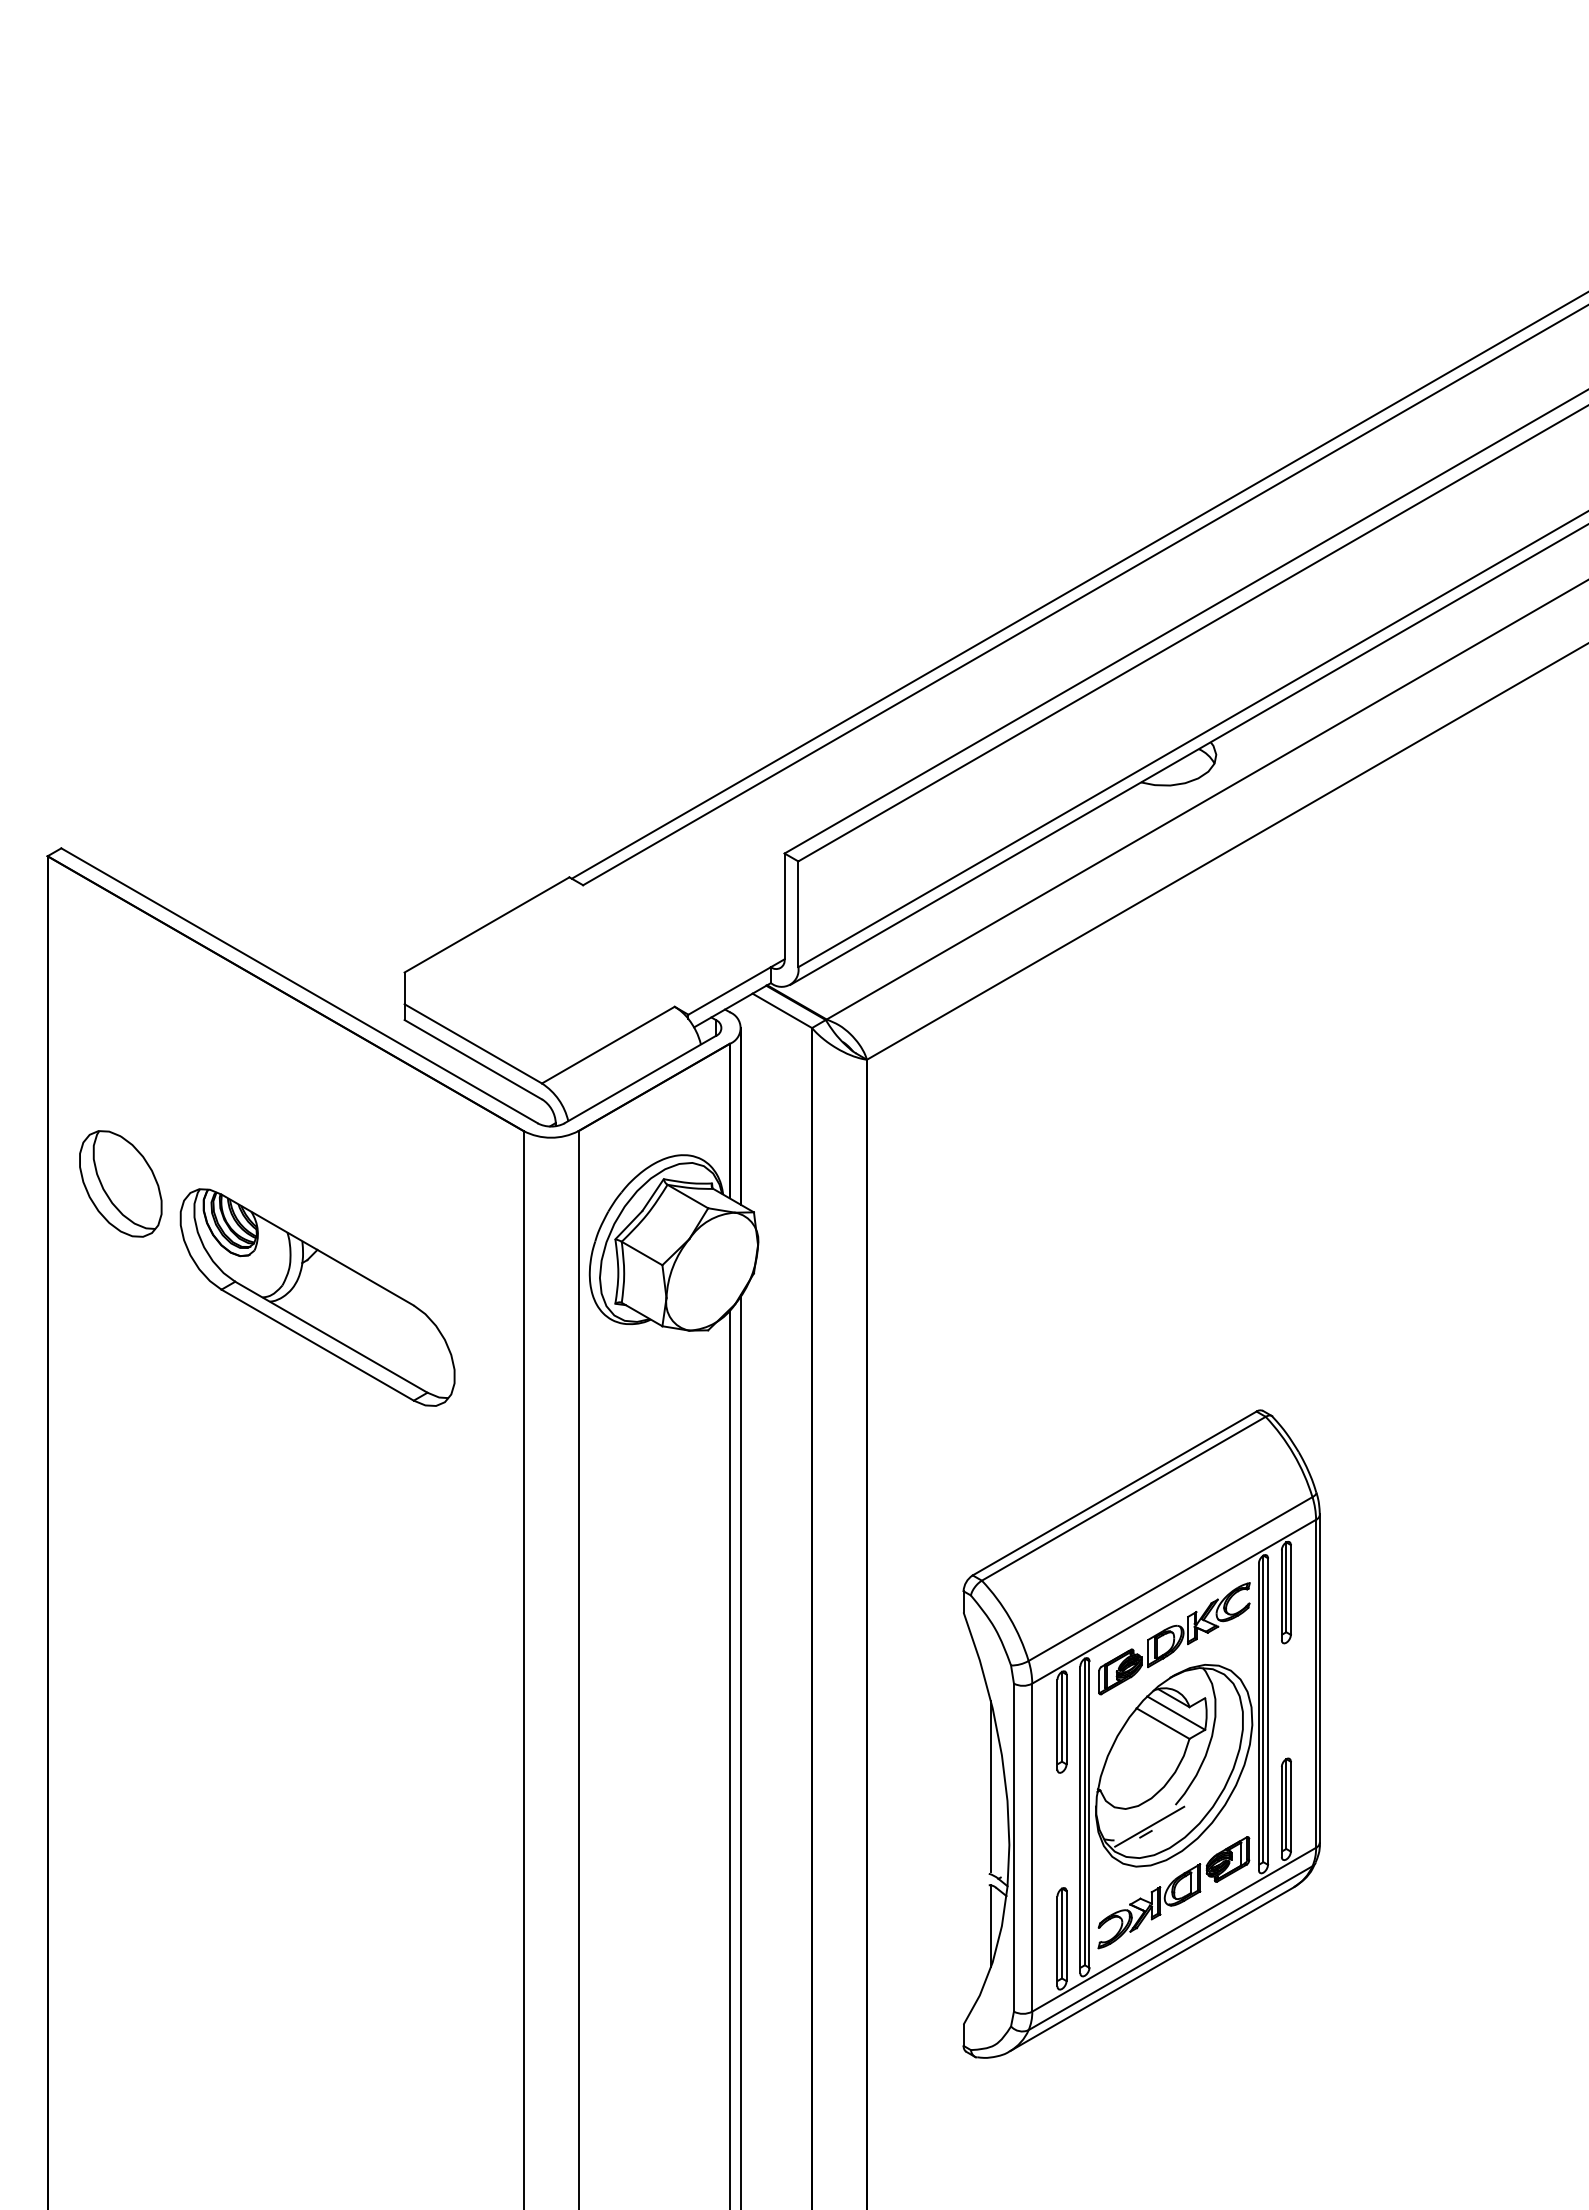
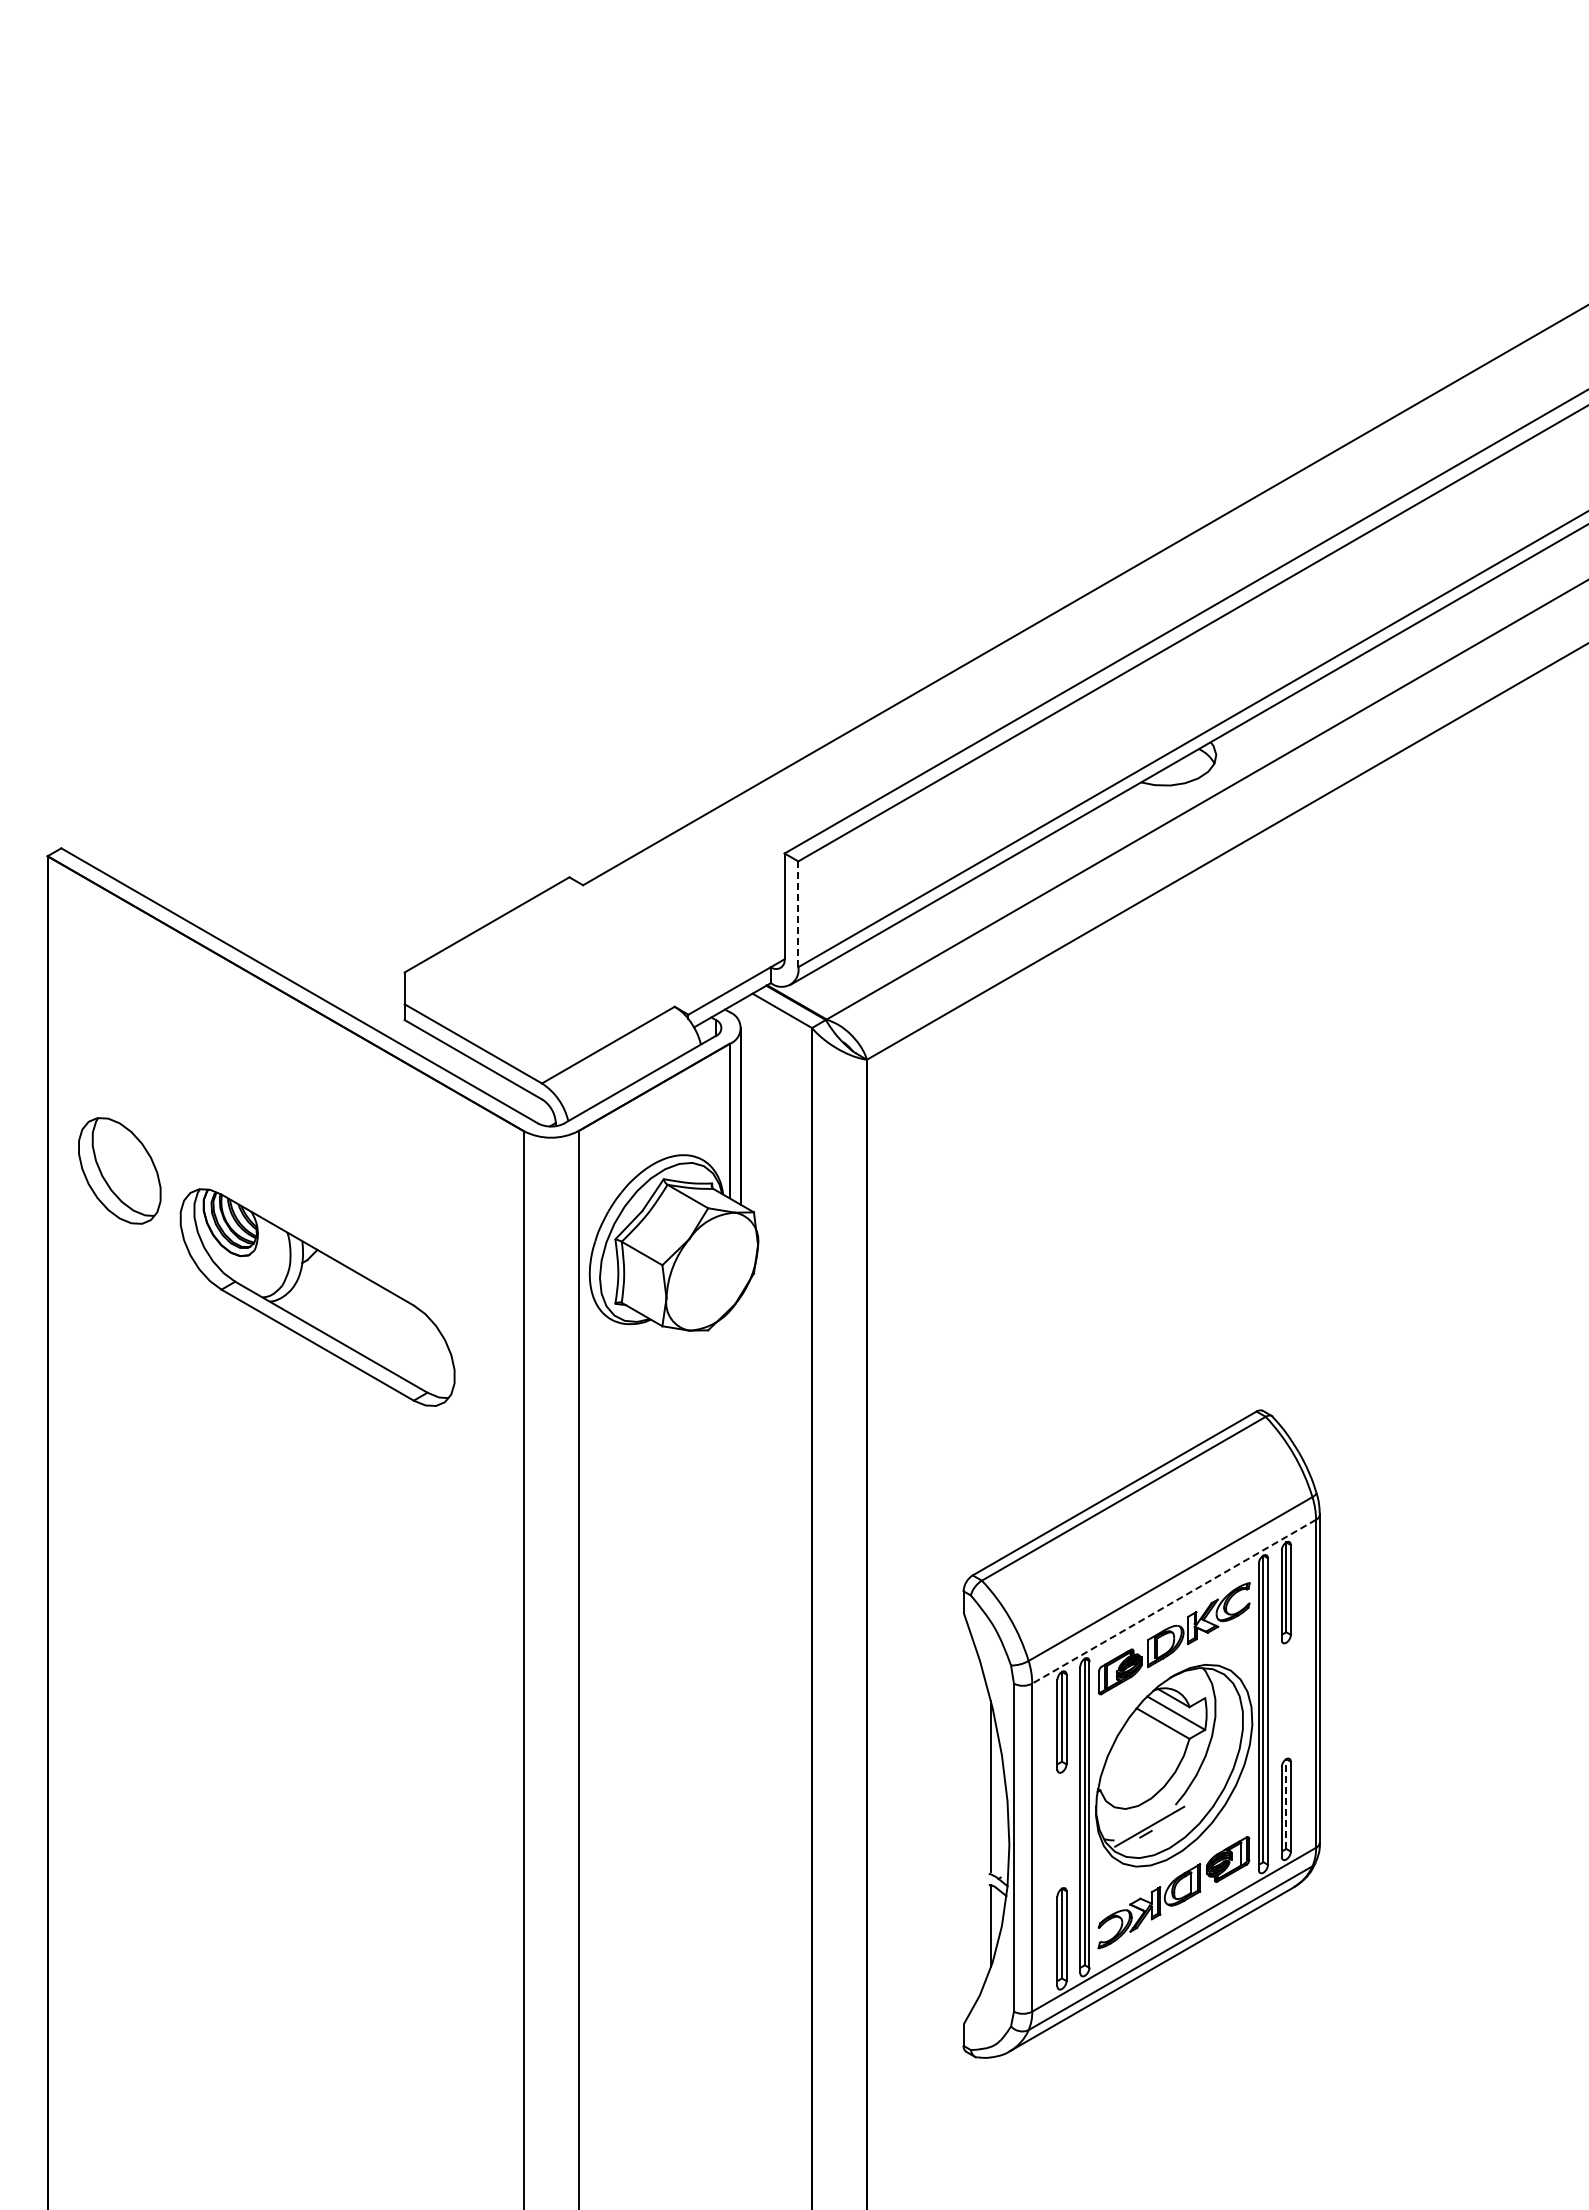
line: present -> none (1078, 585)
line: solid -> dashed (798, 914)
part position: (120, 1183) -> (119, 1170) (119, 1170)
line: solid -> dashed (1174, 1601)
line: present -> none (741, 1750)
line: present -> none (729, 1757)
line: solid -> dashed (1286, 1804)
